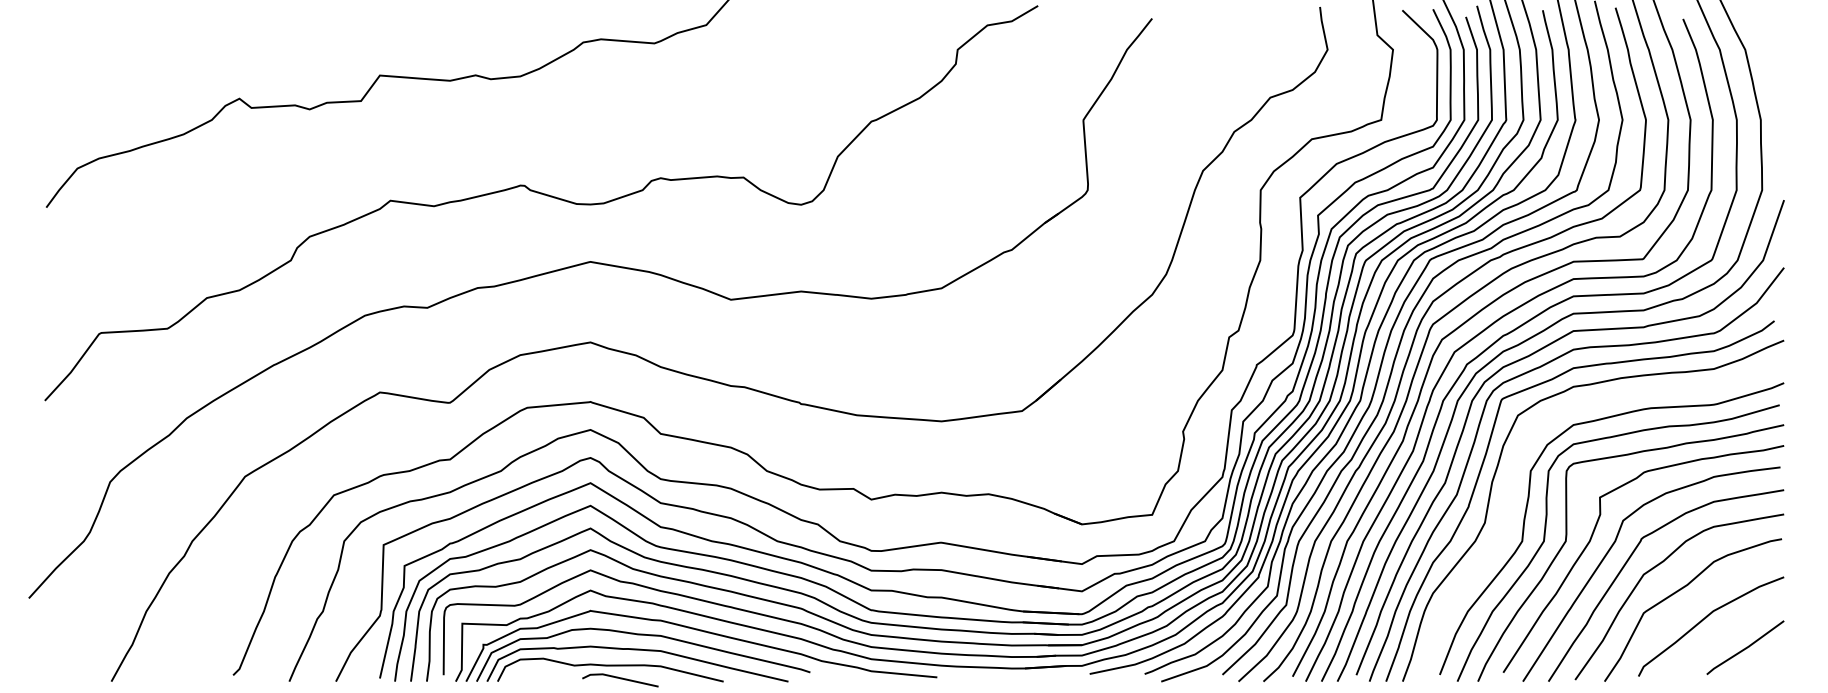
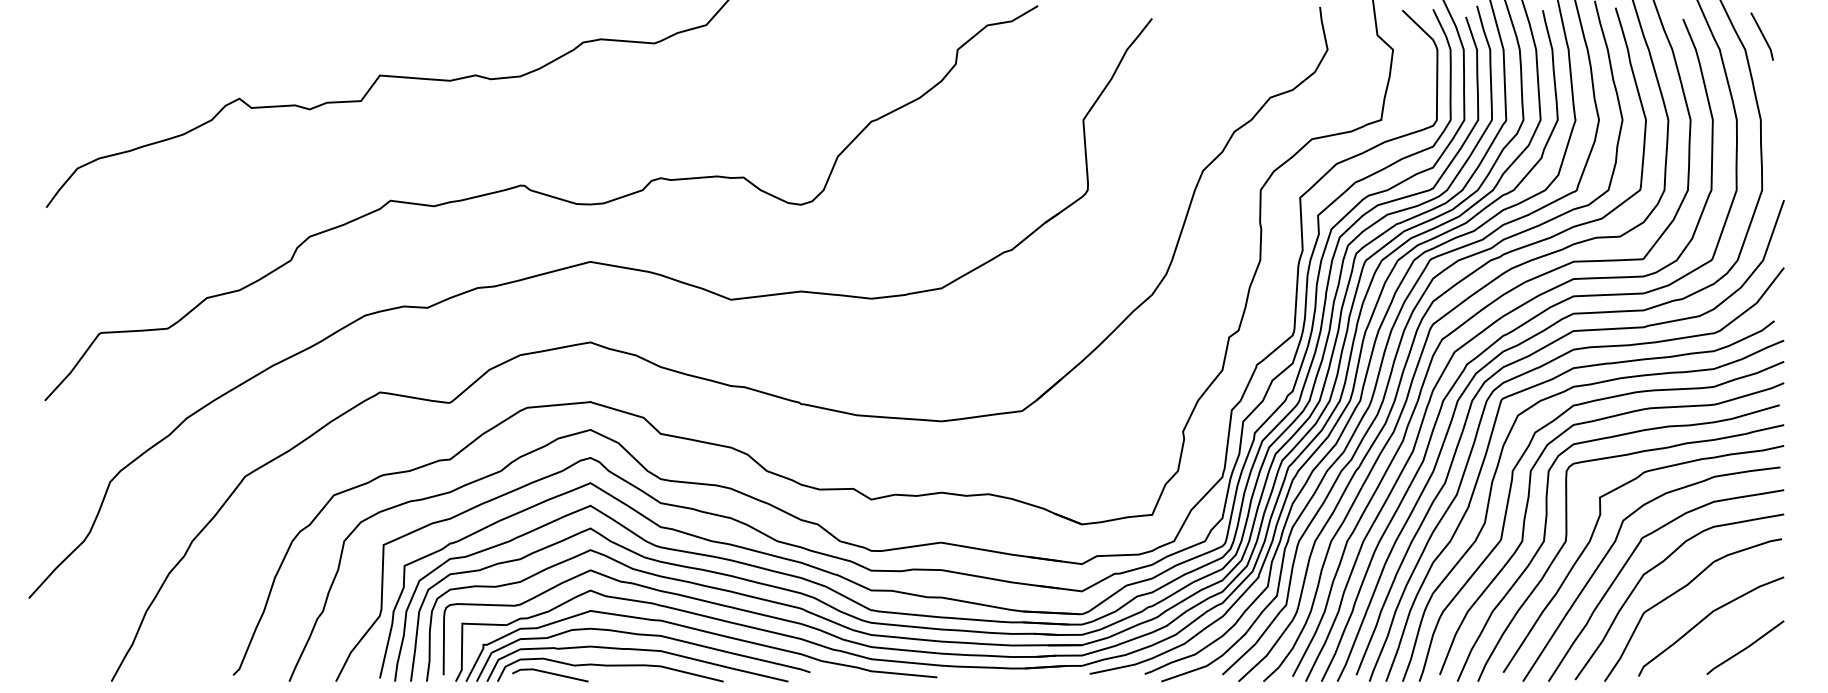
line: none -> present (1762, 36)
curve: none -> present (1509, 500)
line position: (620, 679) -> (550, 674) (550, 674)
